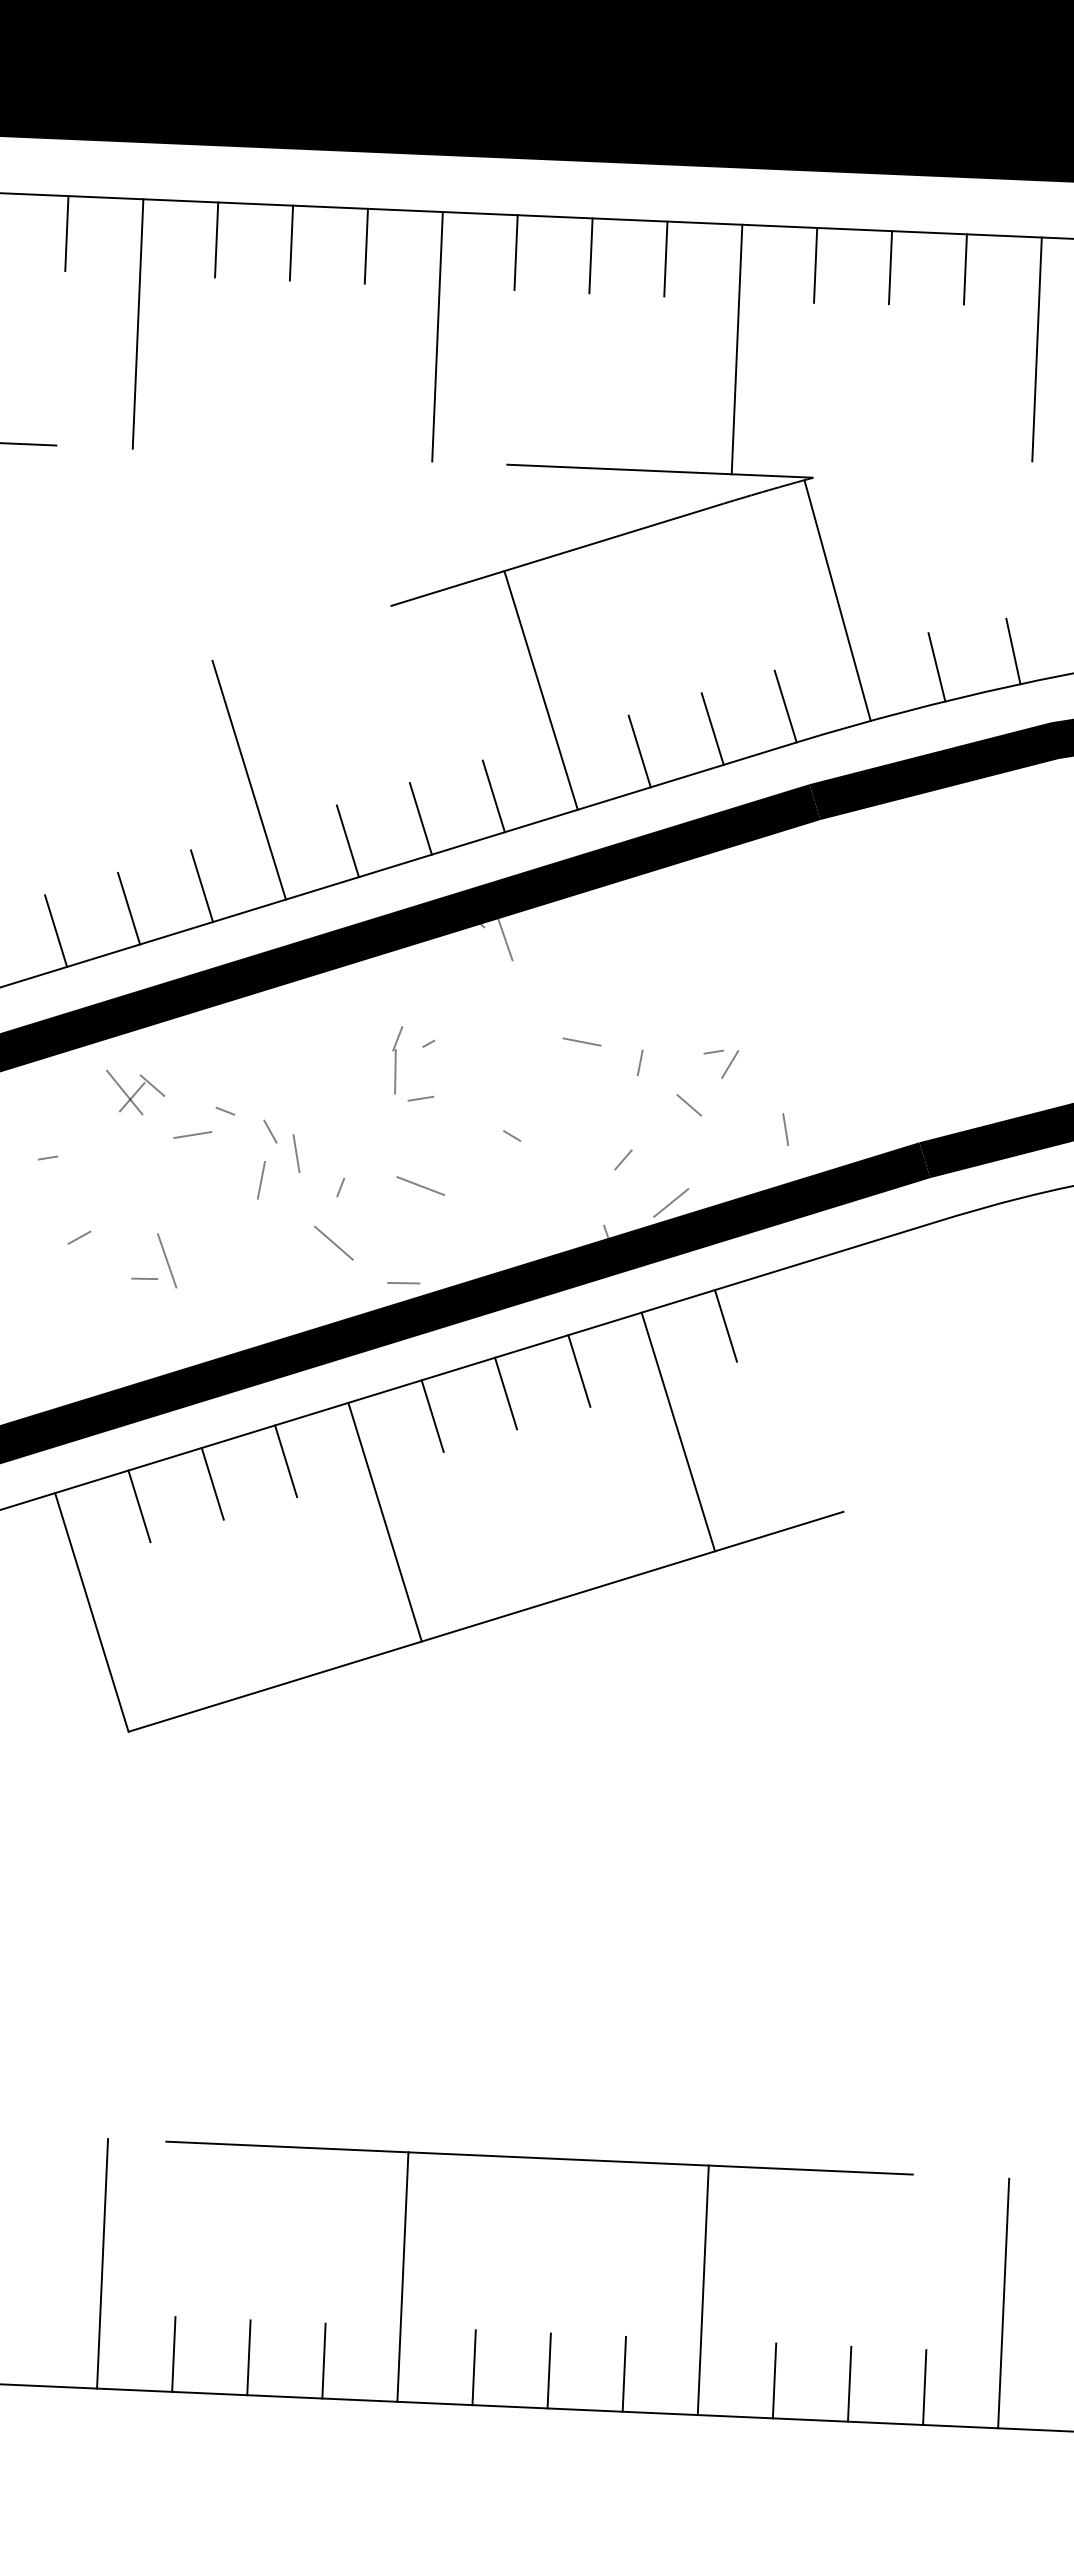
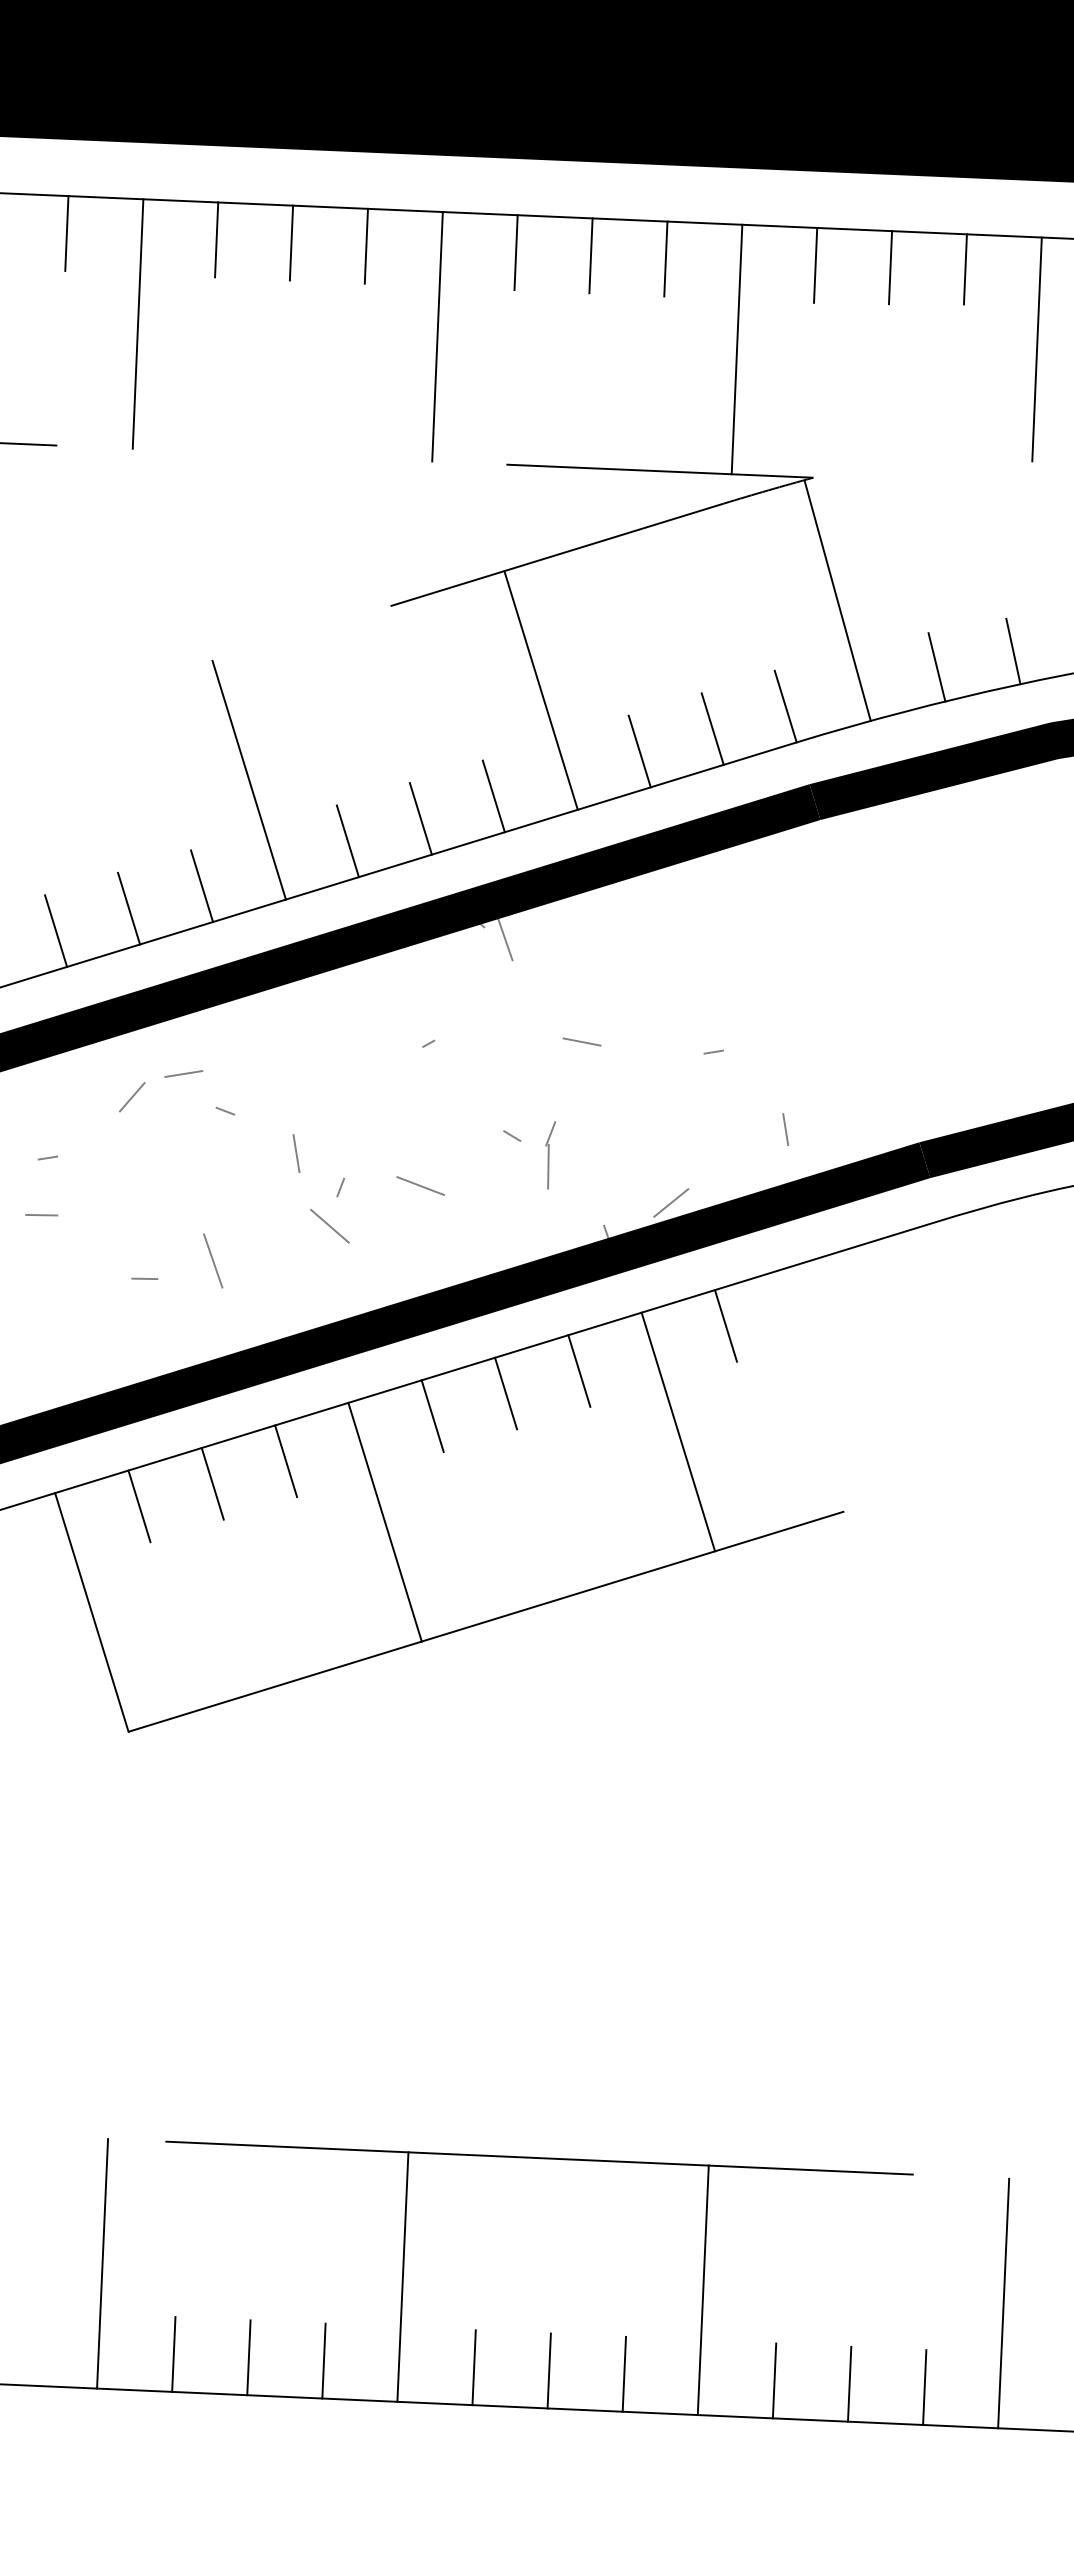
part position: (397, 1060) -> (550, 1155) (550, 1155)
line: present -> none (639, 1062)
line: present -> none (730, 1064)
line: present -> none (152, 1085)
line: present -> none (124, 1092)
line: present -> none (420, 1098)
line: present -> none (689, 1105)
line: present -> none (270, 1131)
line position: (192, 1134) -> (183, 1073) (183, 1073)
line: present -> none (623, 1159)
line: present -> none (260, 1179)
line: present -> none (79, 1237)
line position: (333, 1243) -> (329, 1226) (329, 1226)
line position: (167, 1260) -> (213, 1260) (213, 1260)
line position: (403, 1283) -> (41, 1215) (41, 1215)
